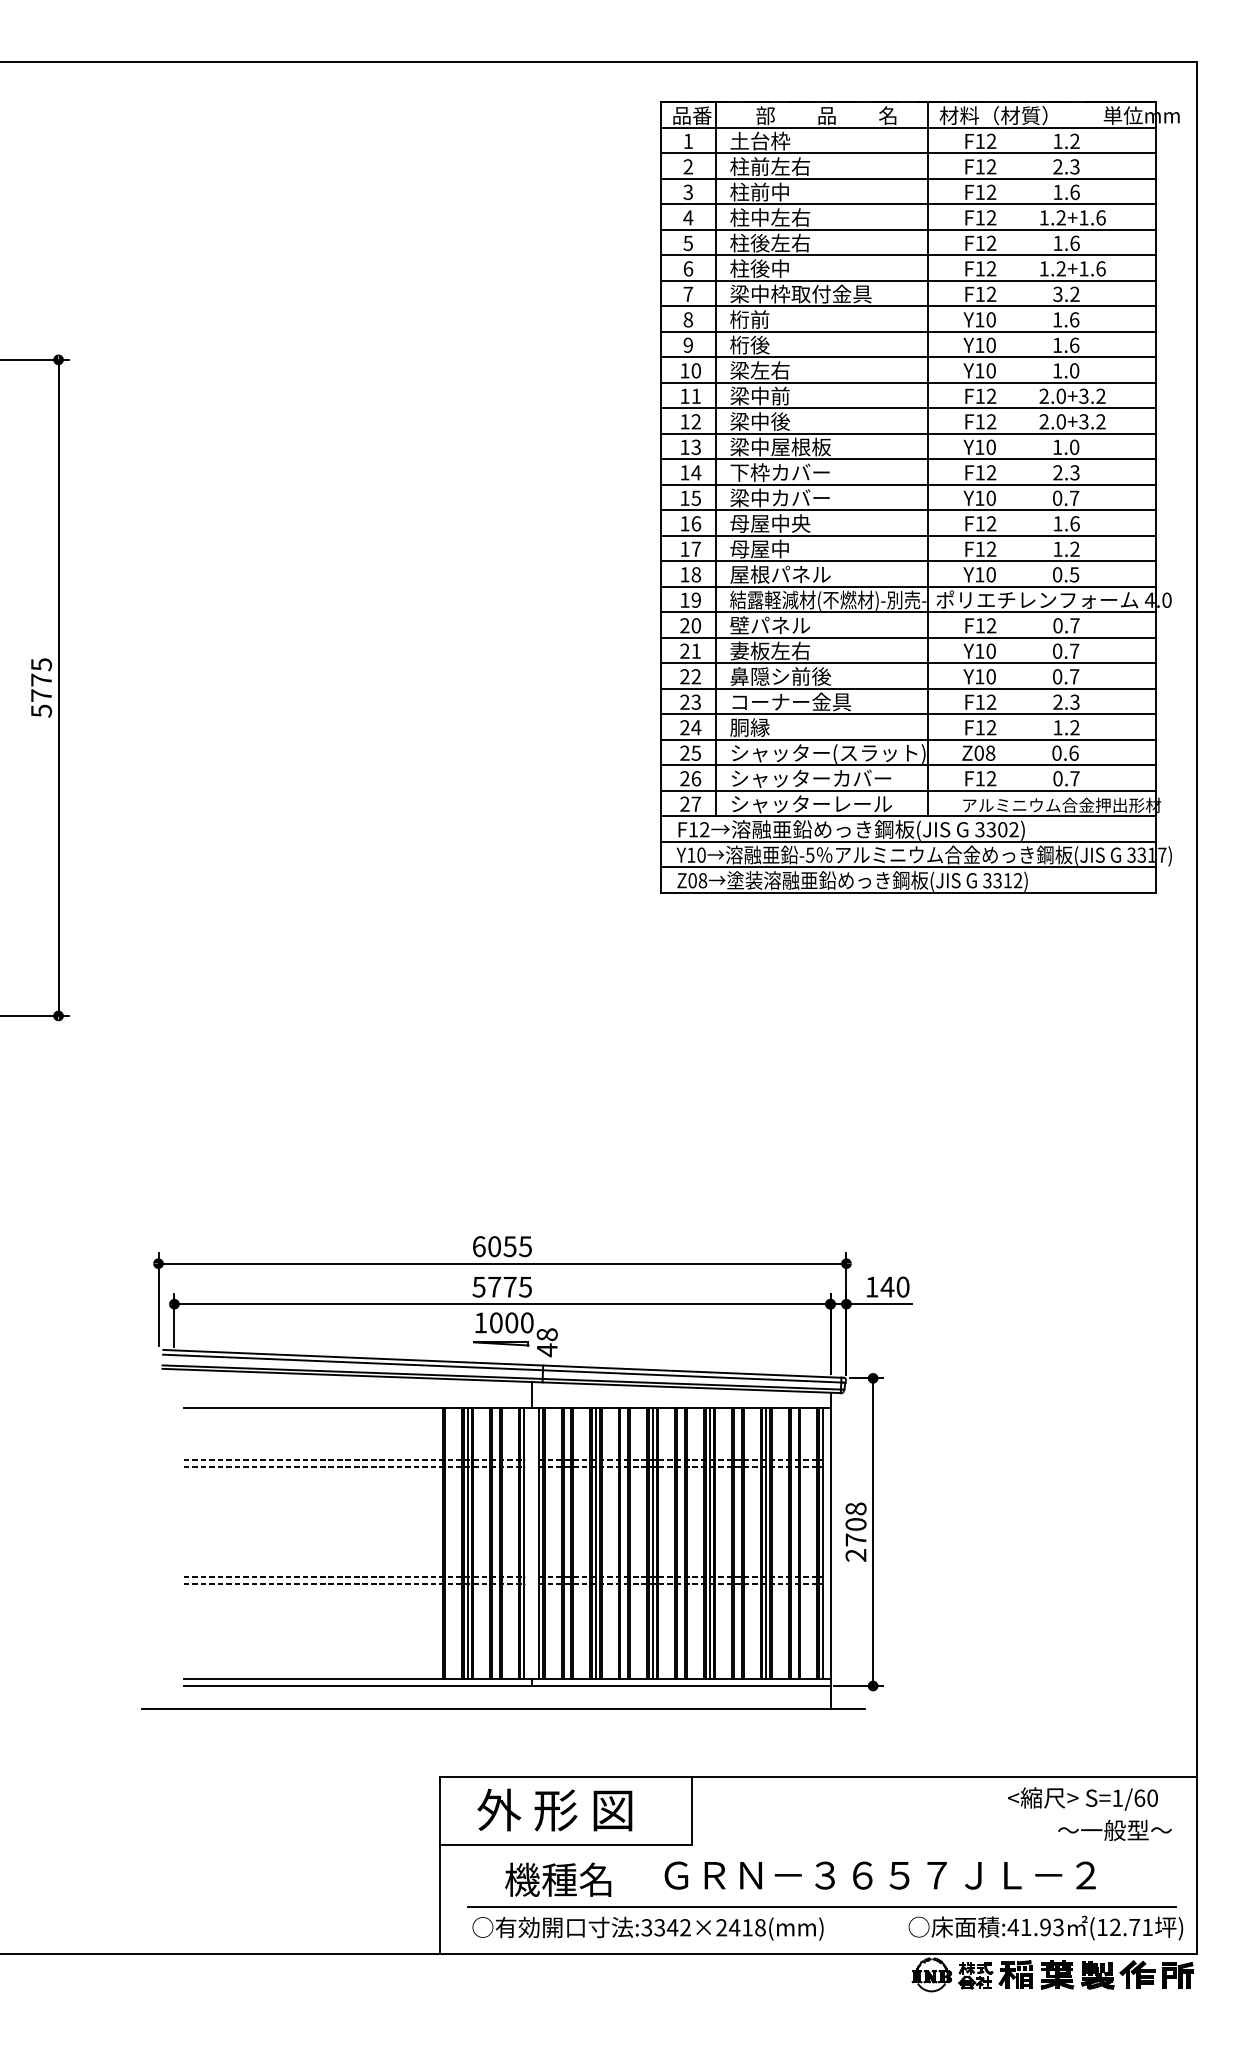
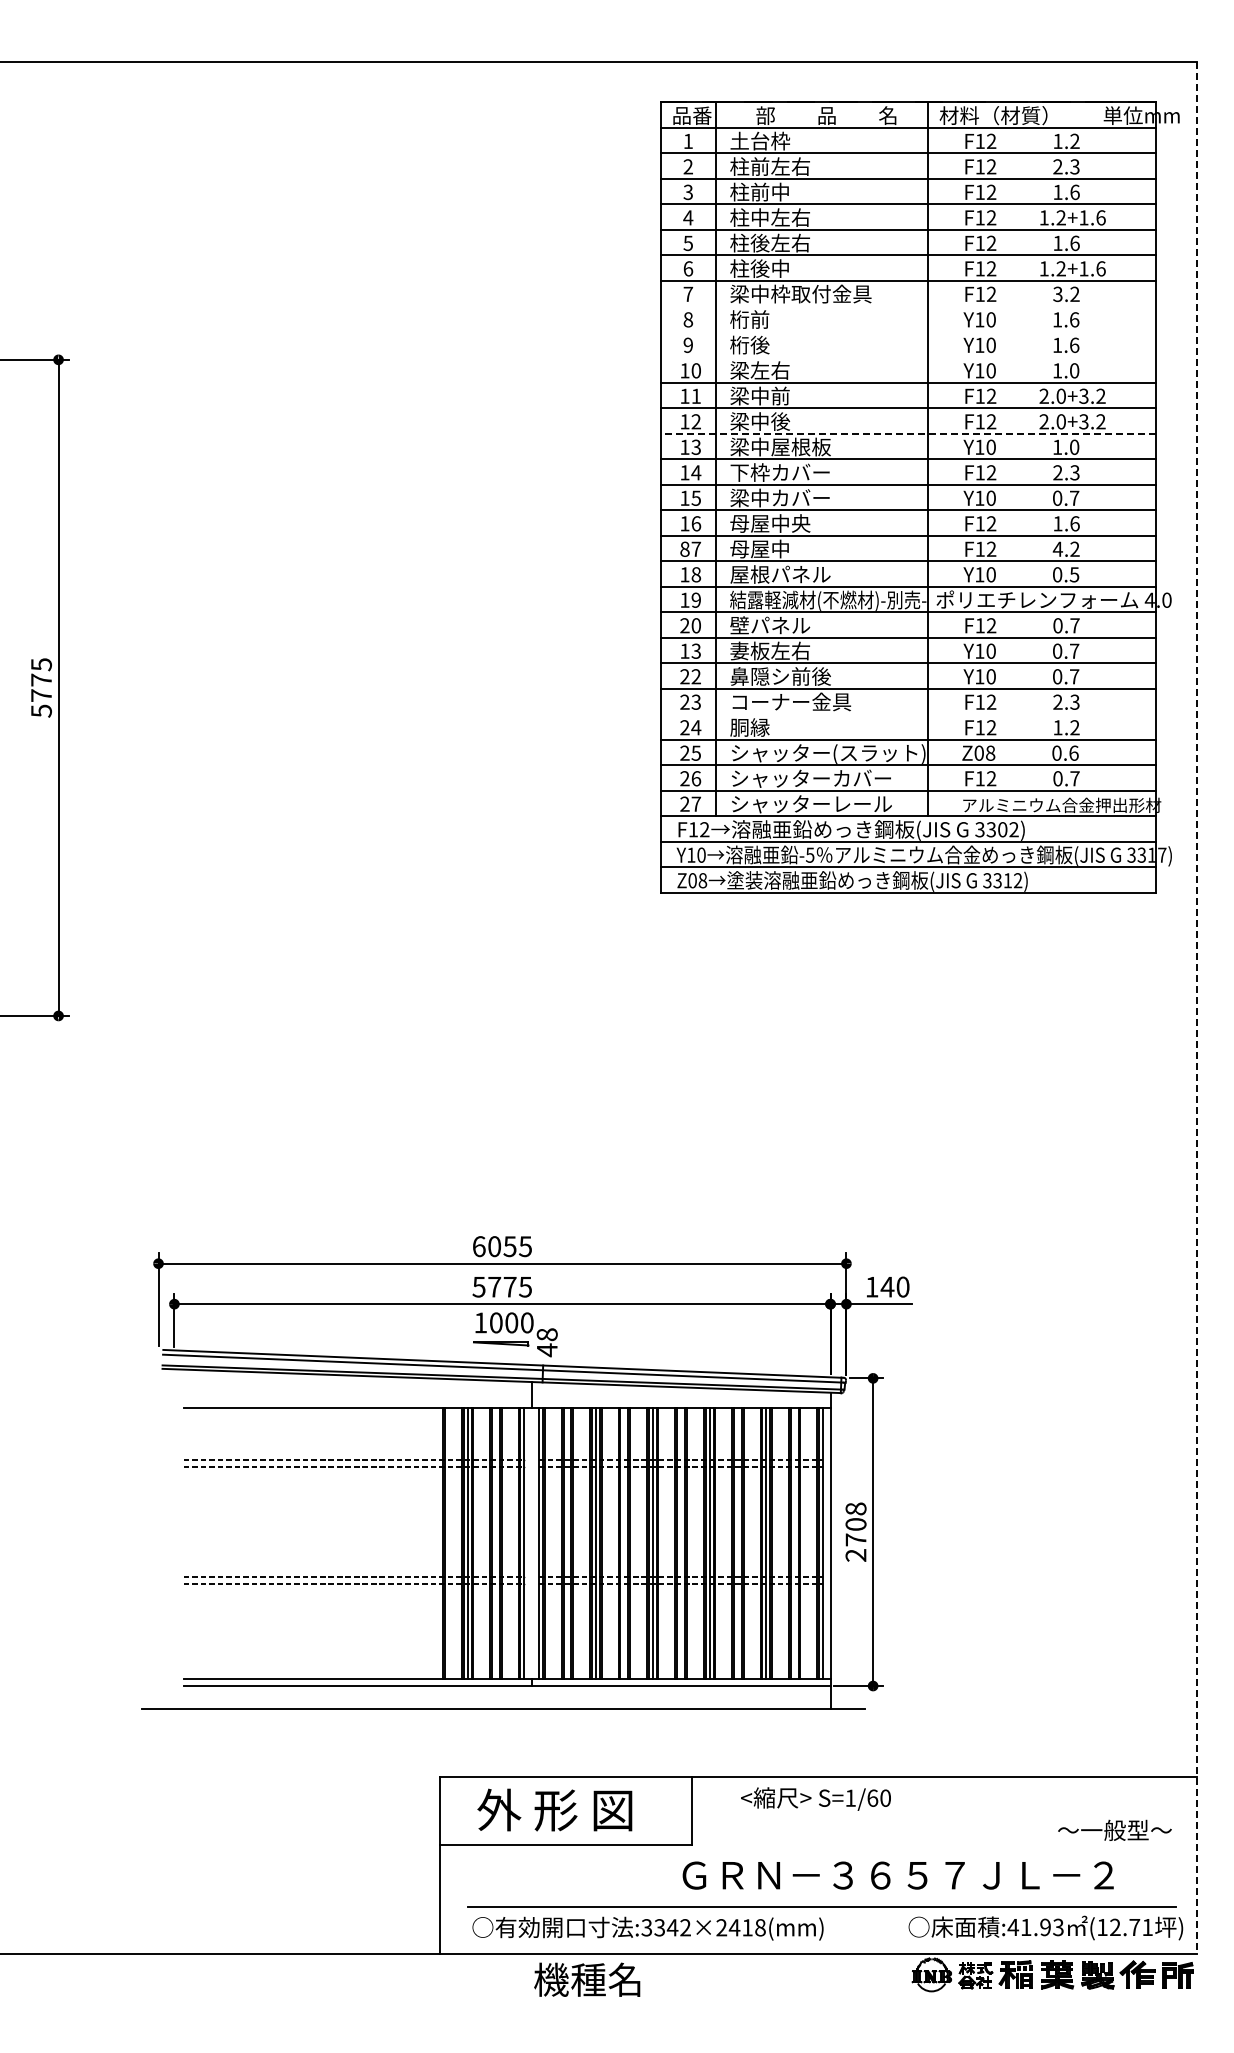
line: present -> none (908, 306)
line: present -> none (908, 331)
line: present -> none (908, 357)
line: solid -> dashed (908, 433)
text: 17 -> 87 (684, 548)
text: 1.2 -> 4.2 (1057, 548)
text: 21 -> 13 (690, 650)
line: present -> none (908, 714)
line: solid -> dashed (1196, 1008)
text position: (1082, 1798) -> (815, 1798) (815, 1798)
text position: (879, 1875) -> (897, 1875) (897, 1875)
text position: (558, 1879) -> (587, 1979) (587, 1979)
